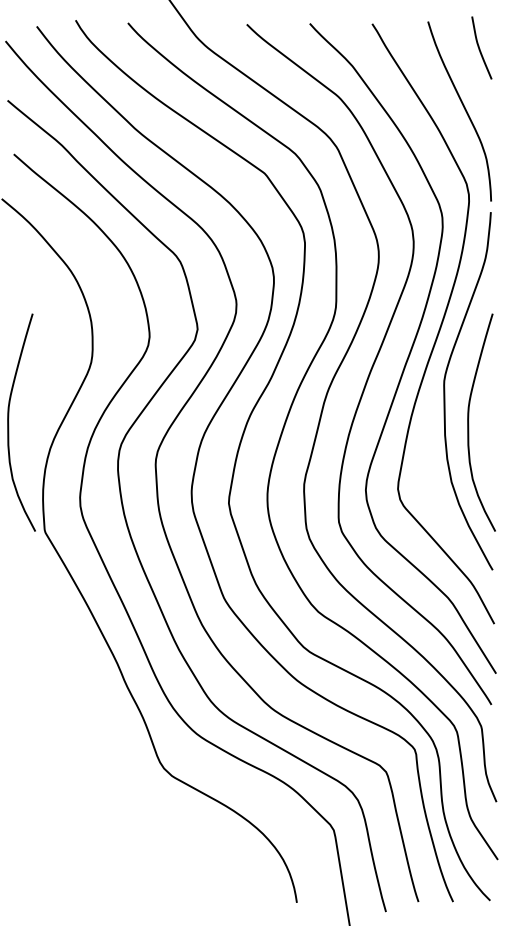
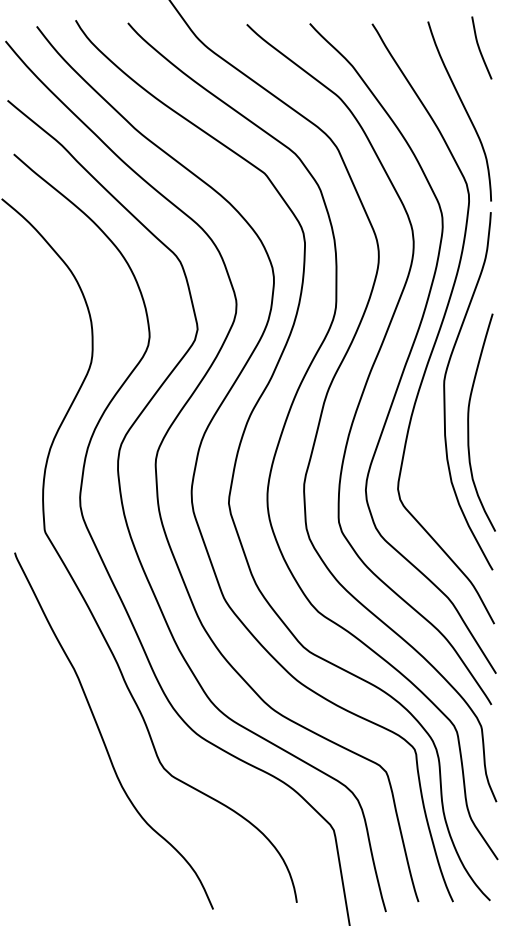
curve: present -> none (9, 422)
curve: none -> present (102, 735)
